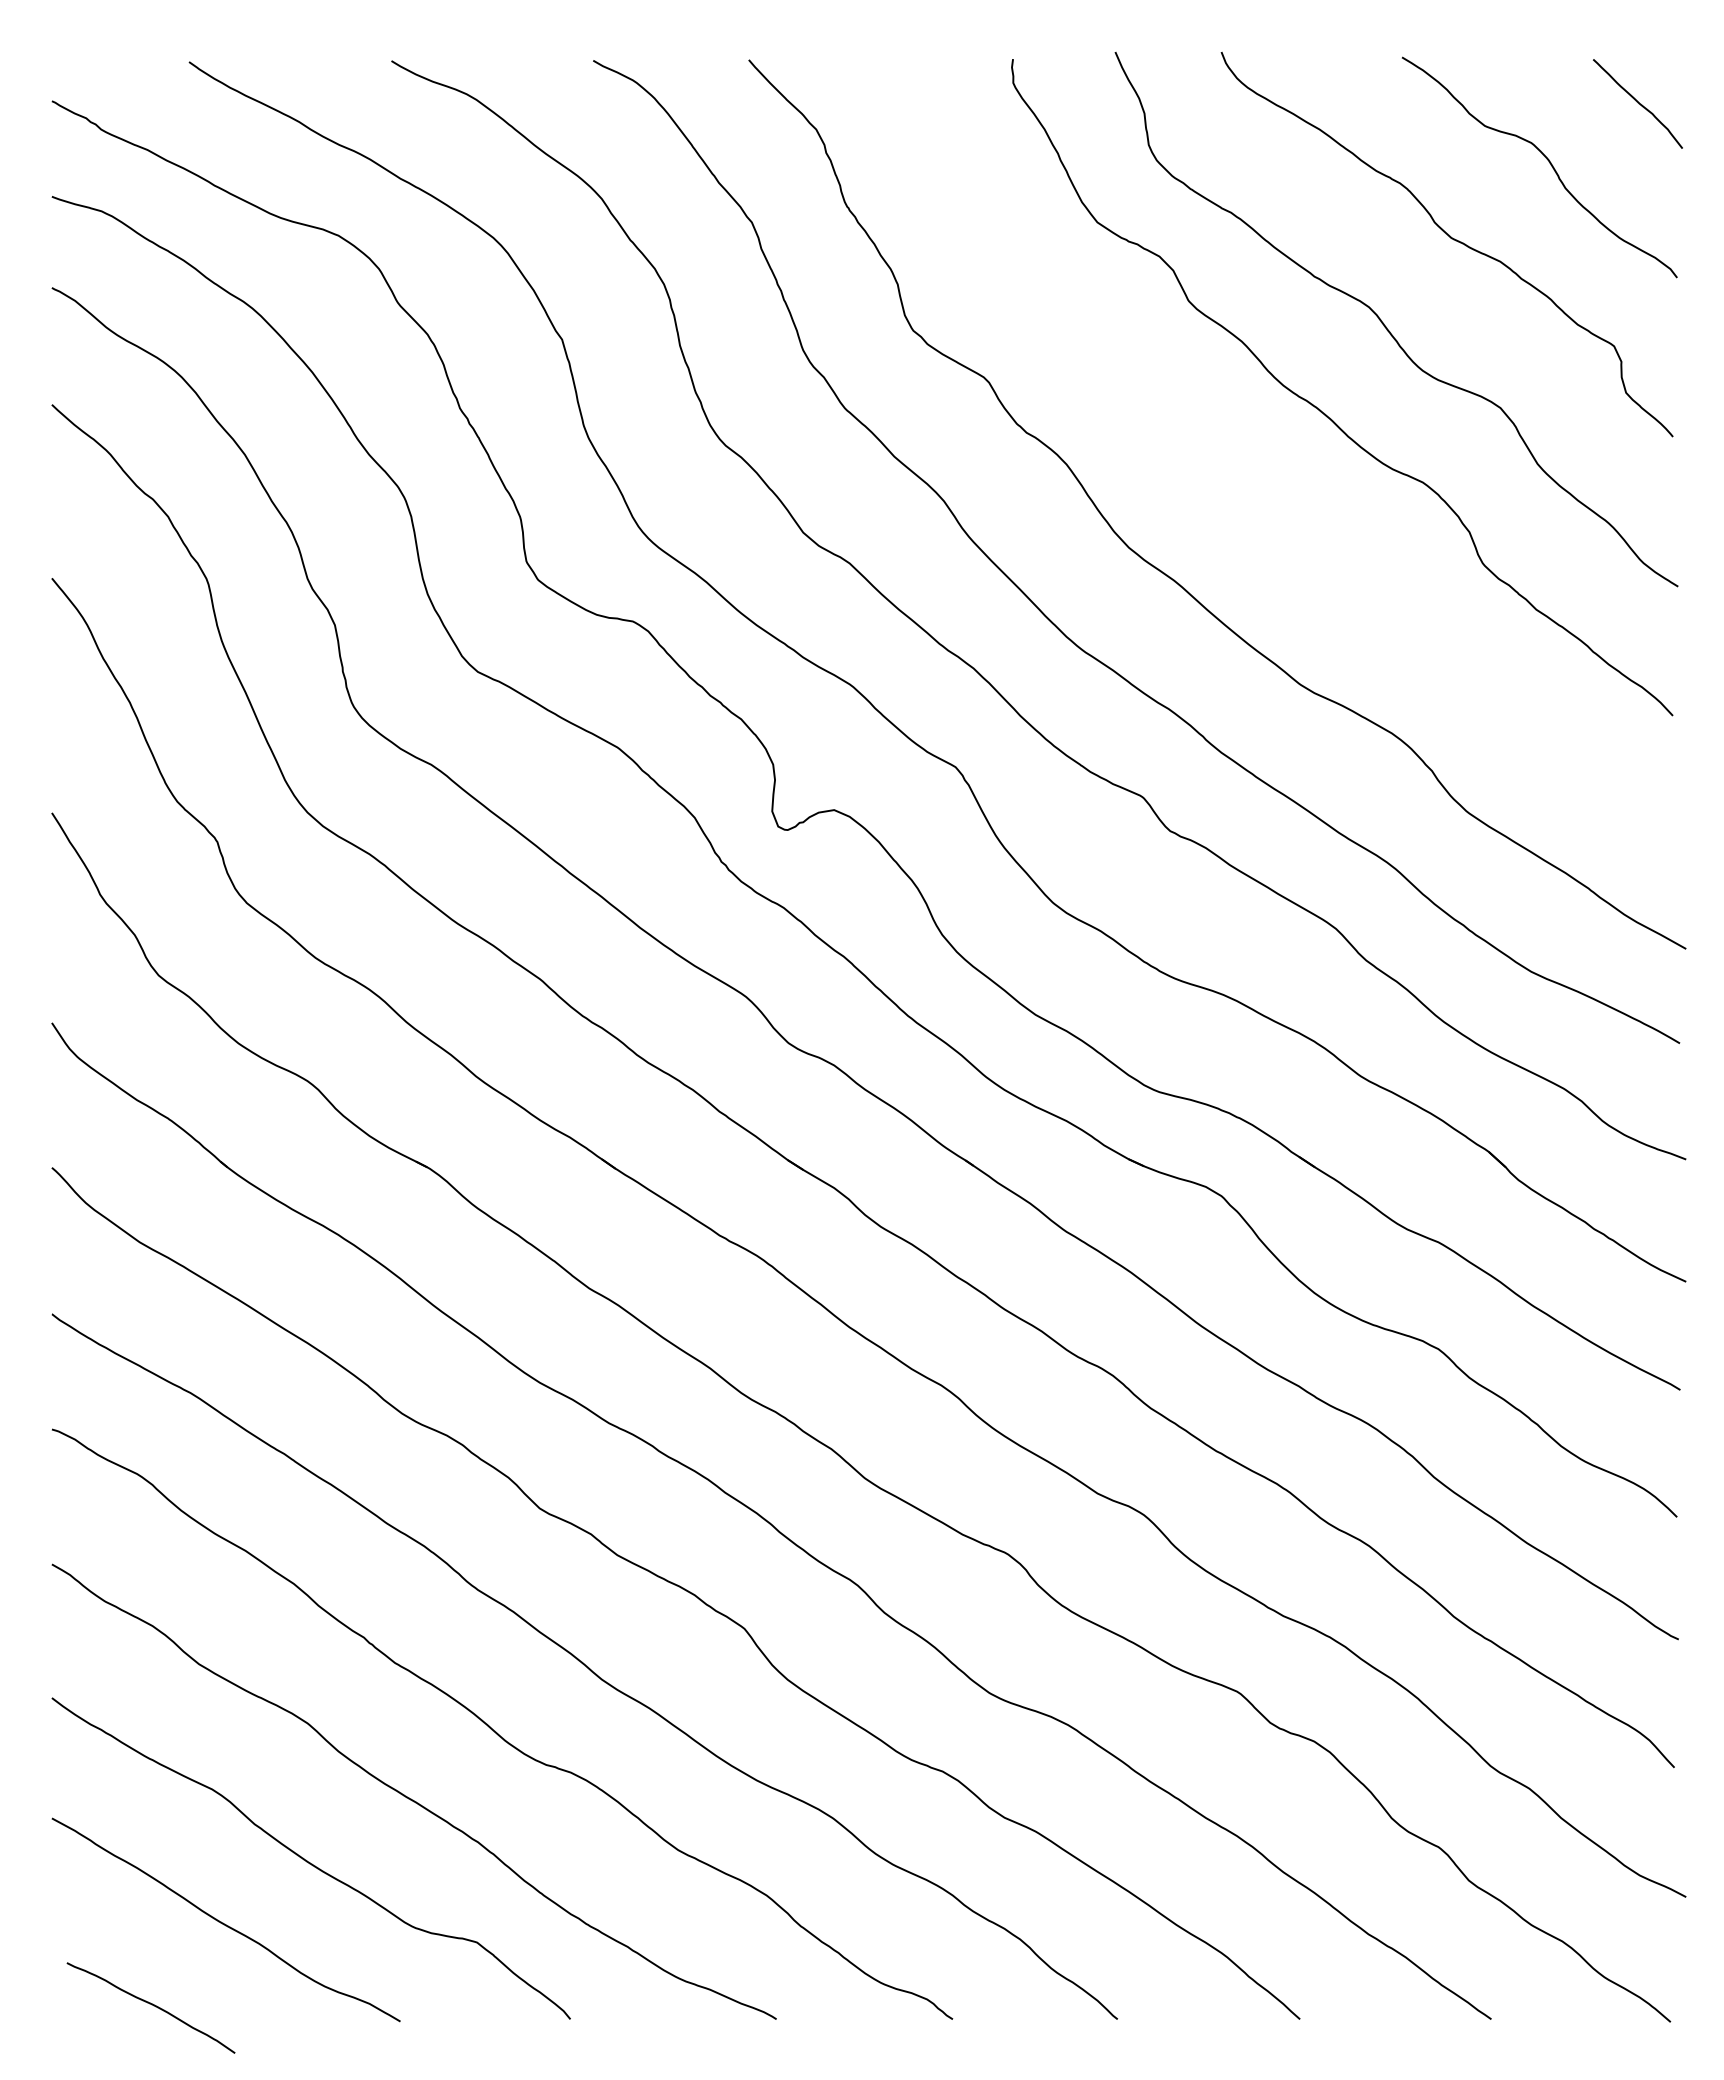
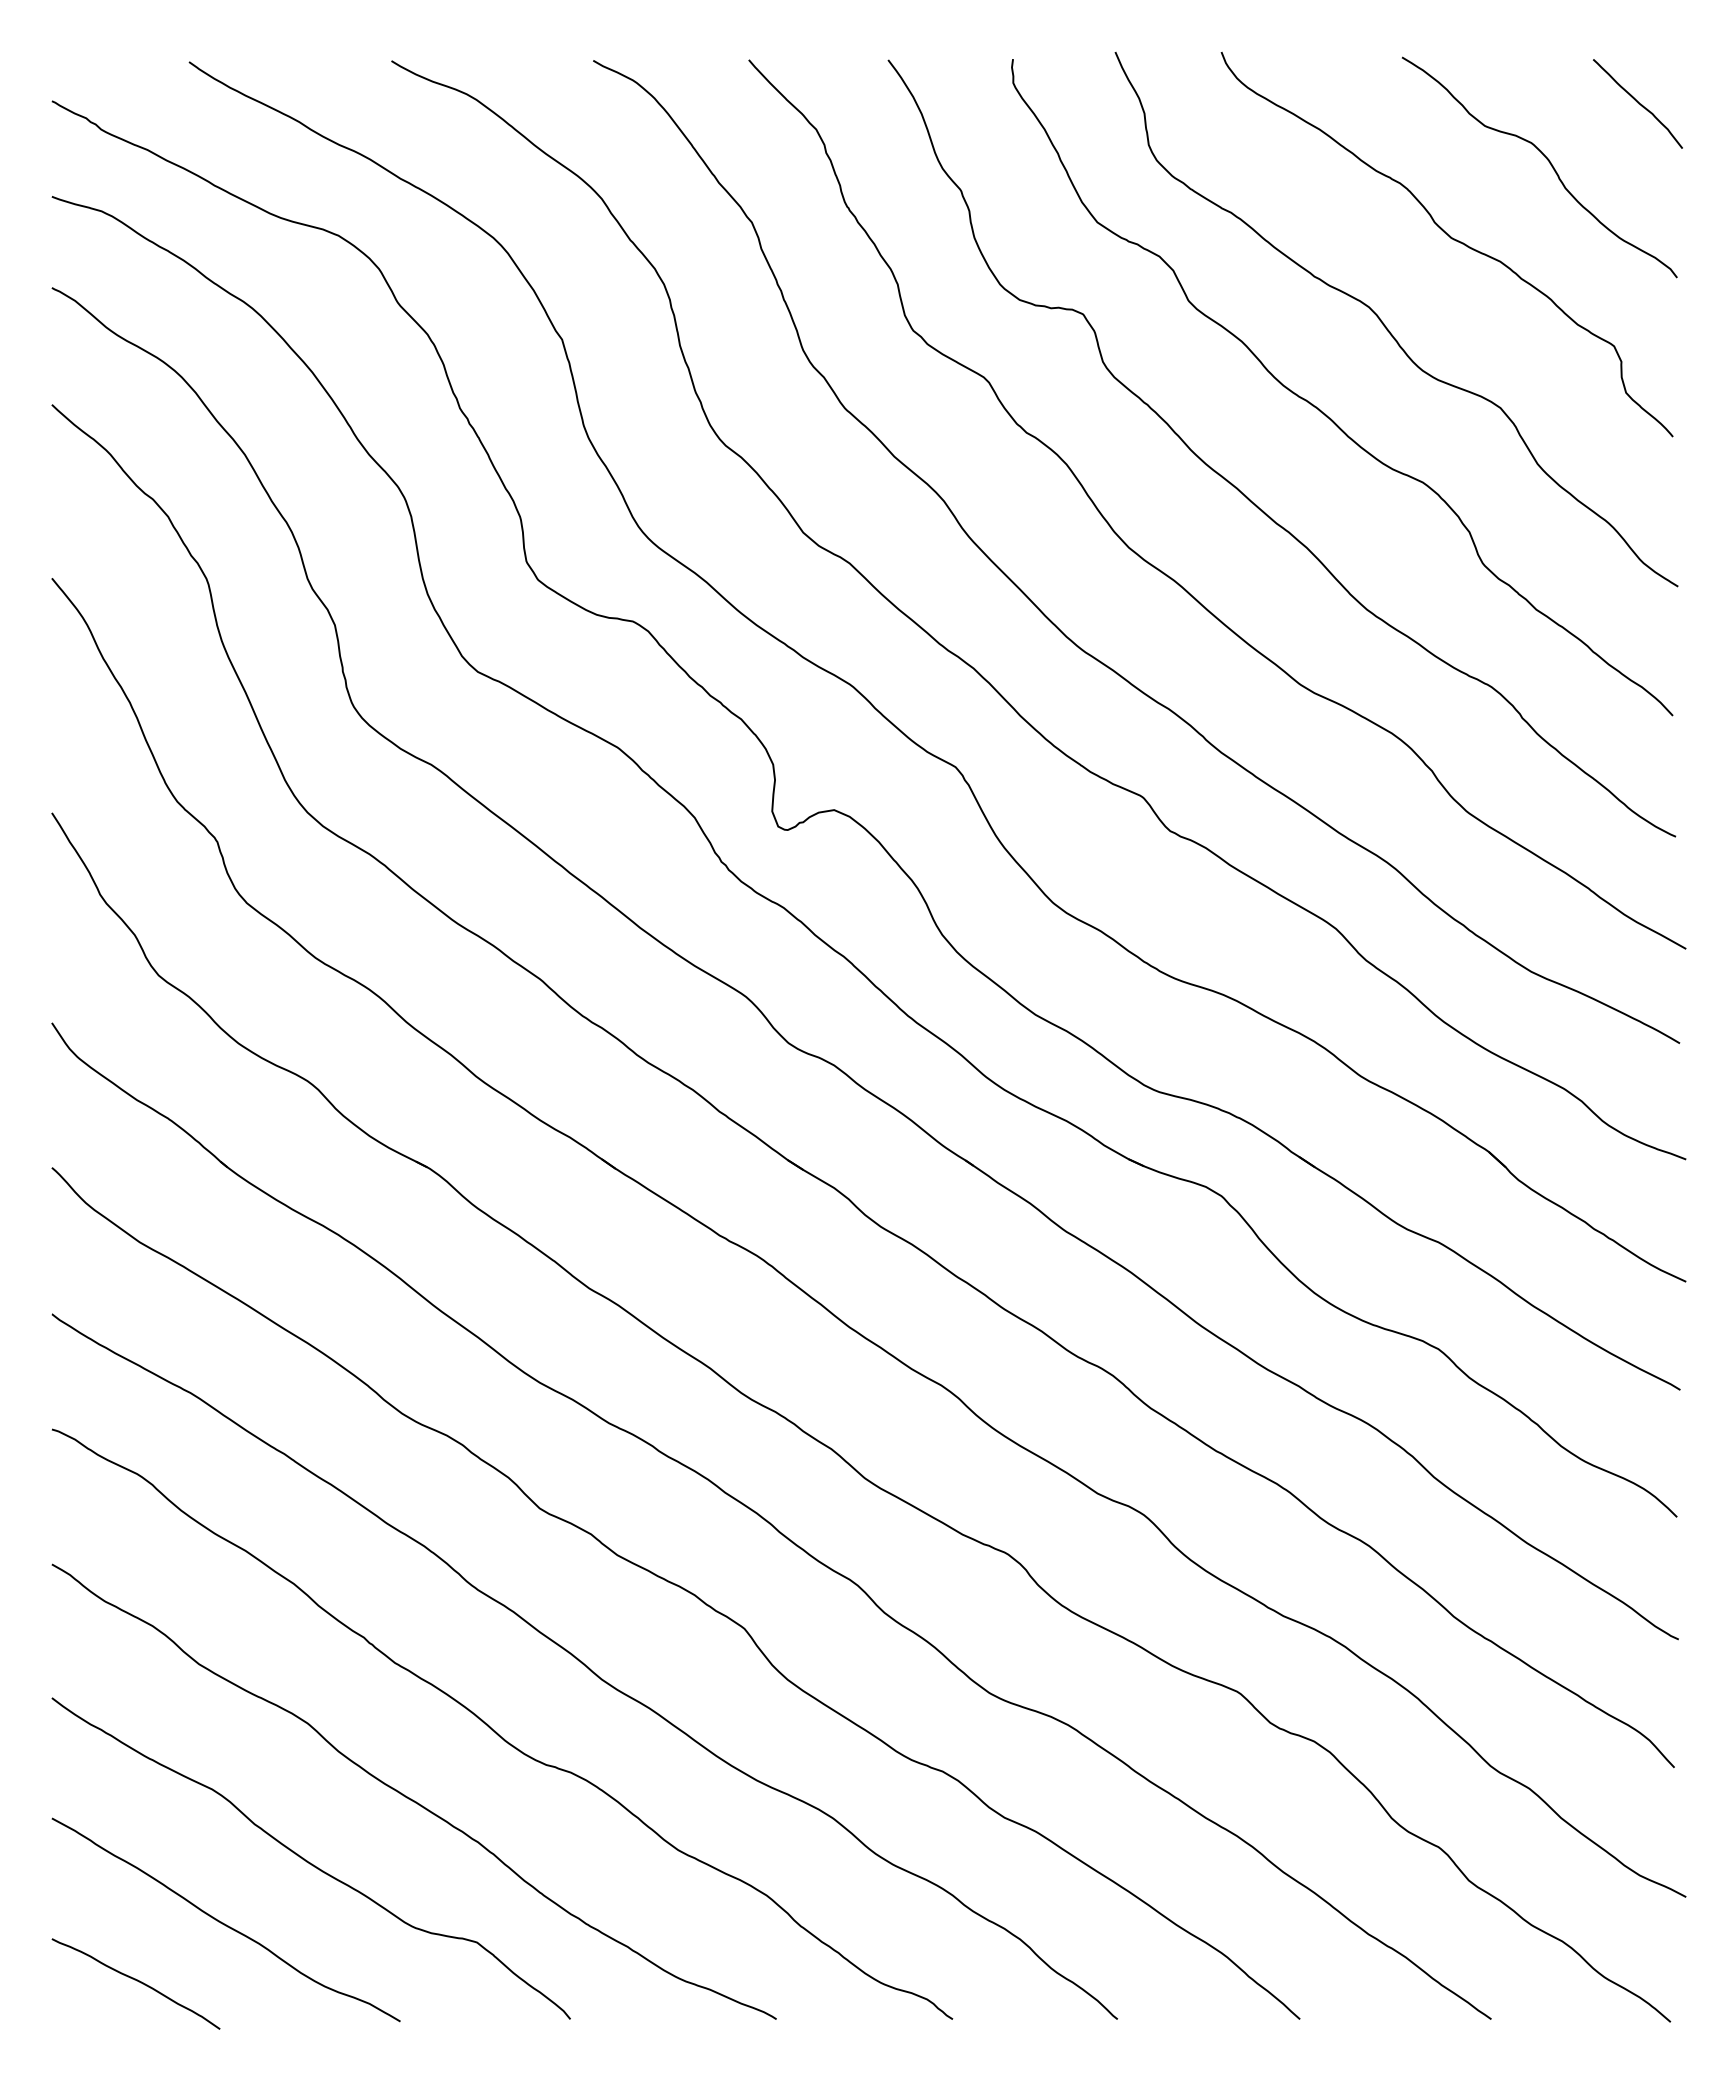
curve: none -> present (1245, 494)
curve position: (151, 2005) -> (136, 1981) (136, 1981)
